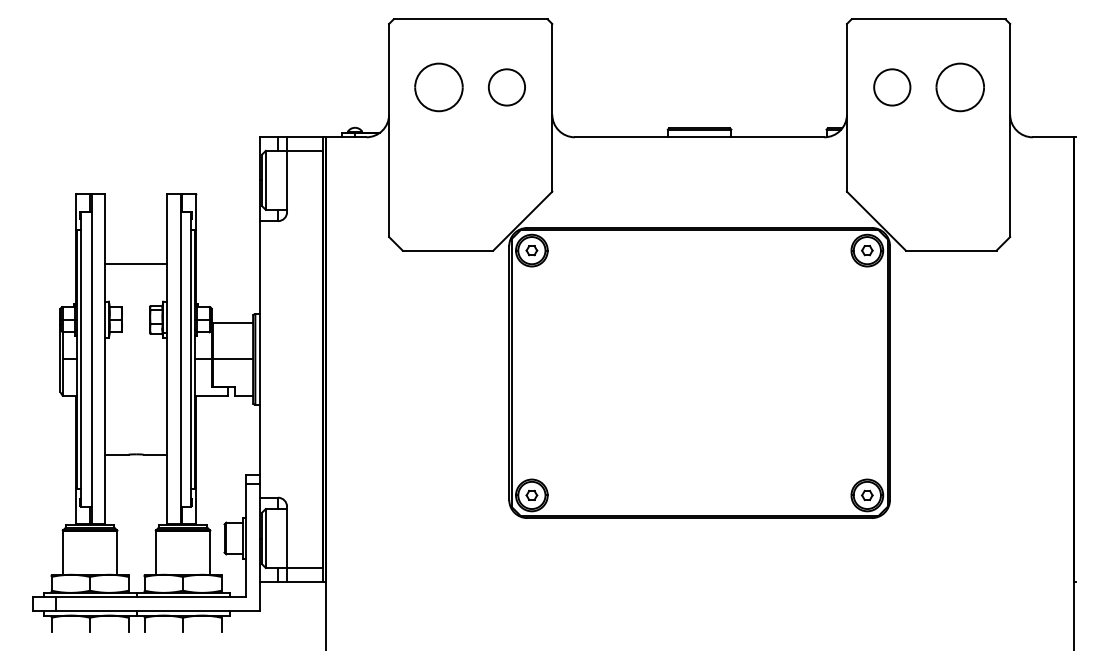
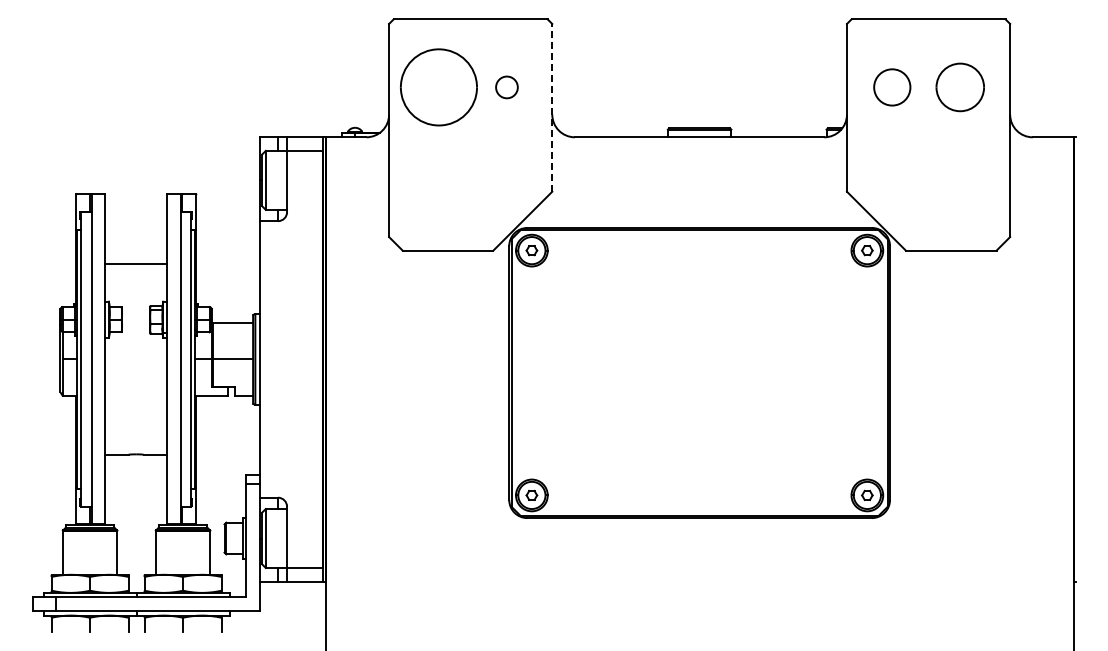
part size: 50x51 px -> 78x79 px (438, 87)
circle diameter: 36 px -> 22 px (506, 87)
line: solid -> dashed (552, 107)
